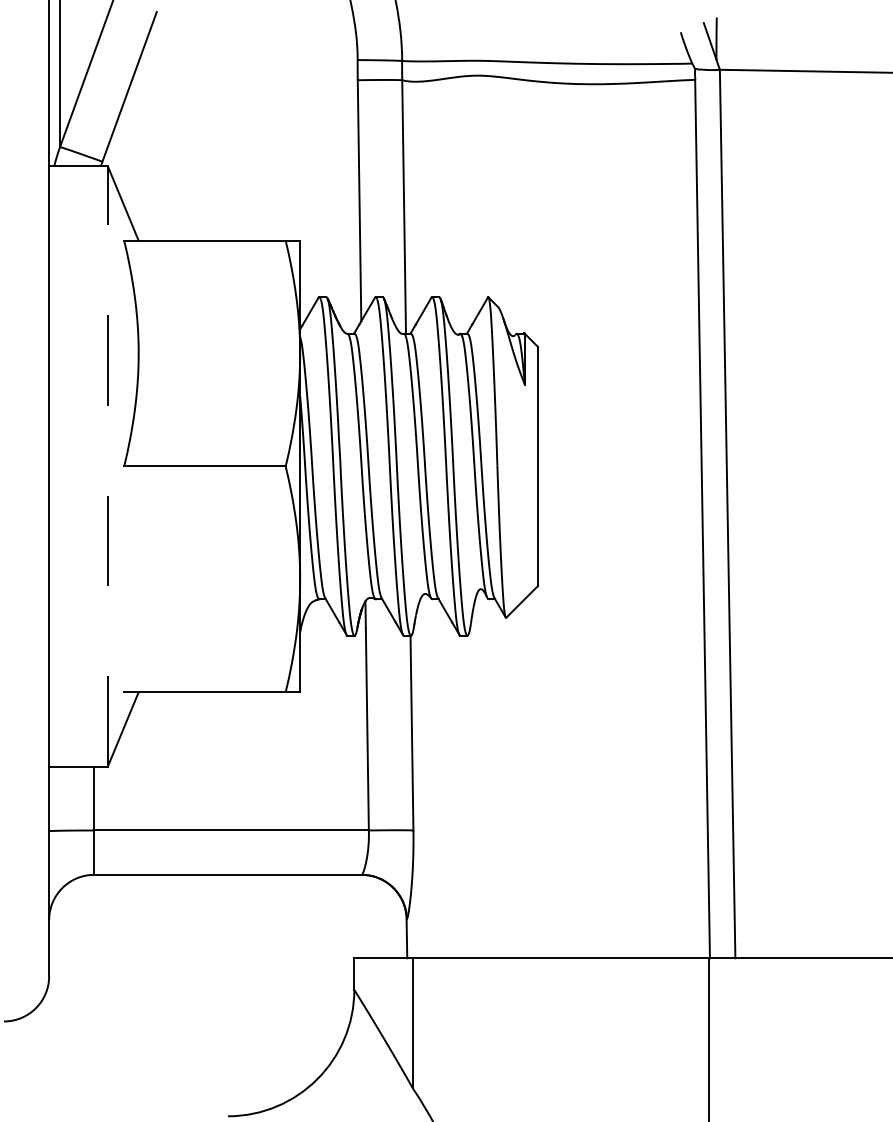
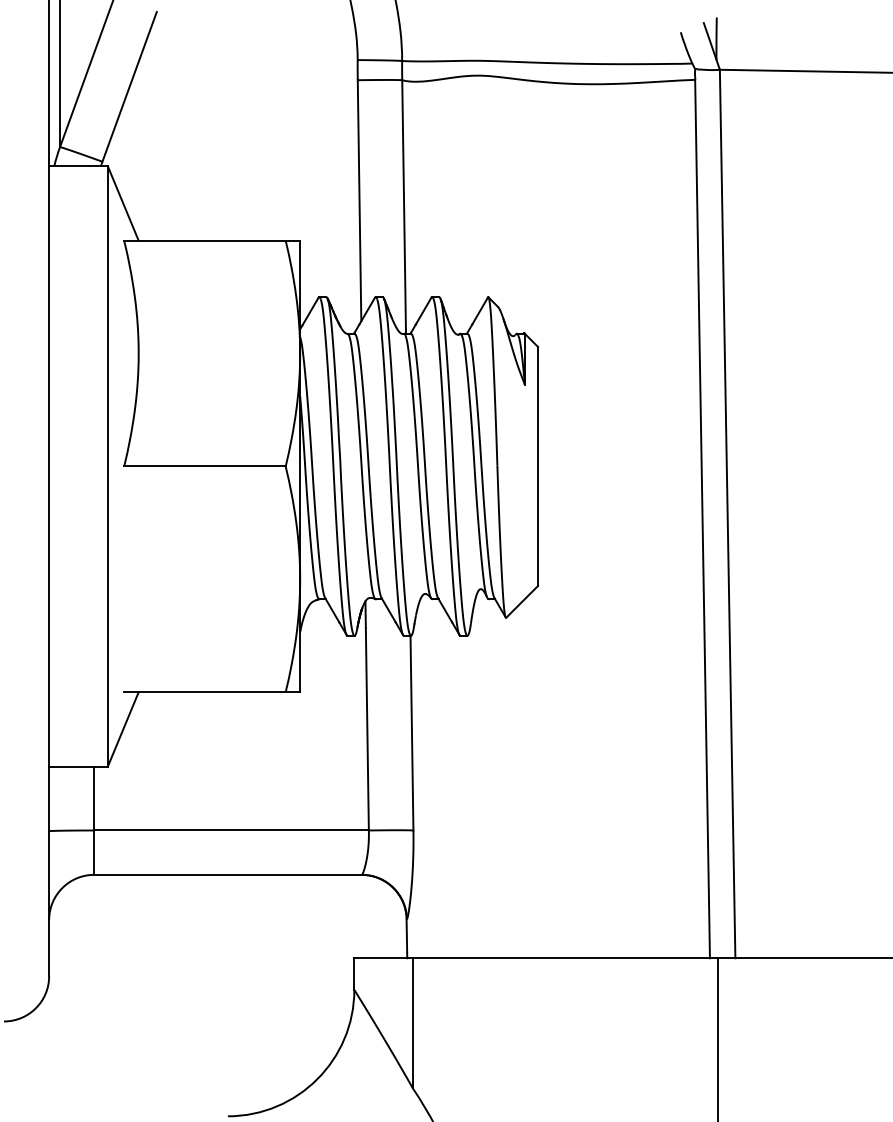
line: dashed -> solid (107, 465)
line position: (709, 1038) -> (718, 1038) (718, 1038)
